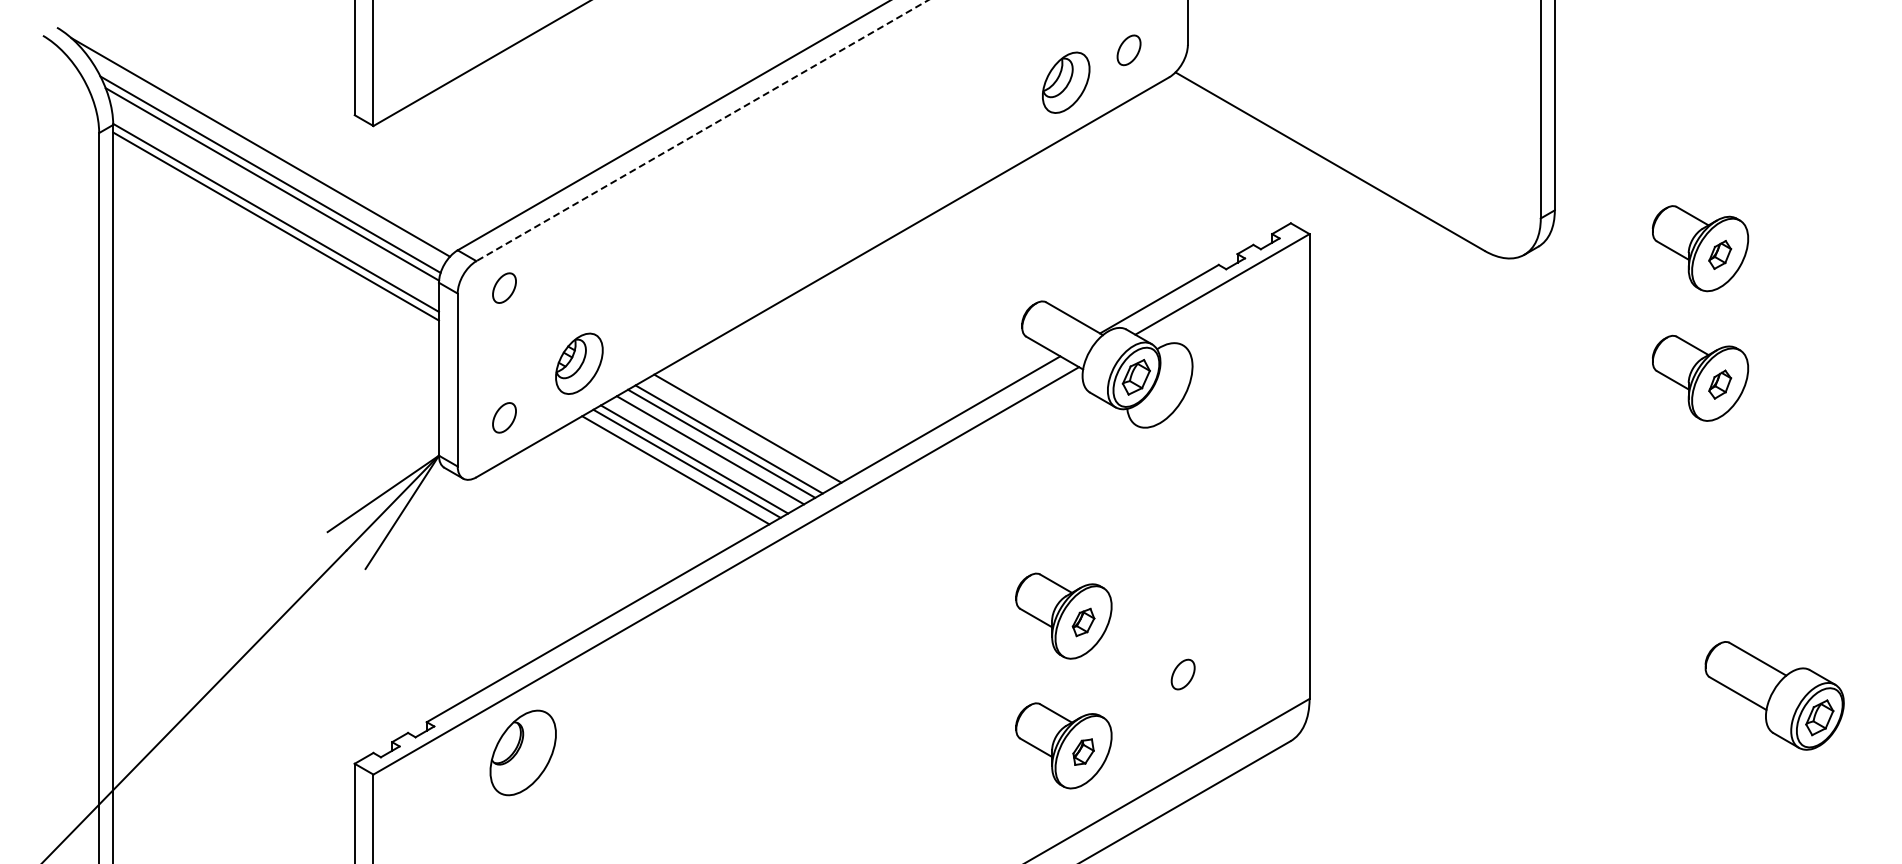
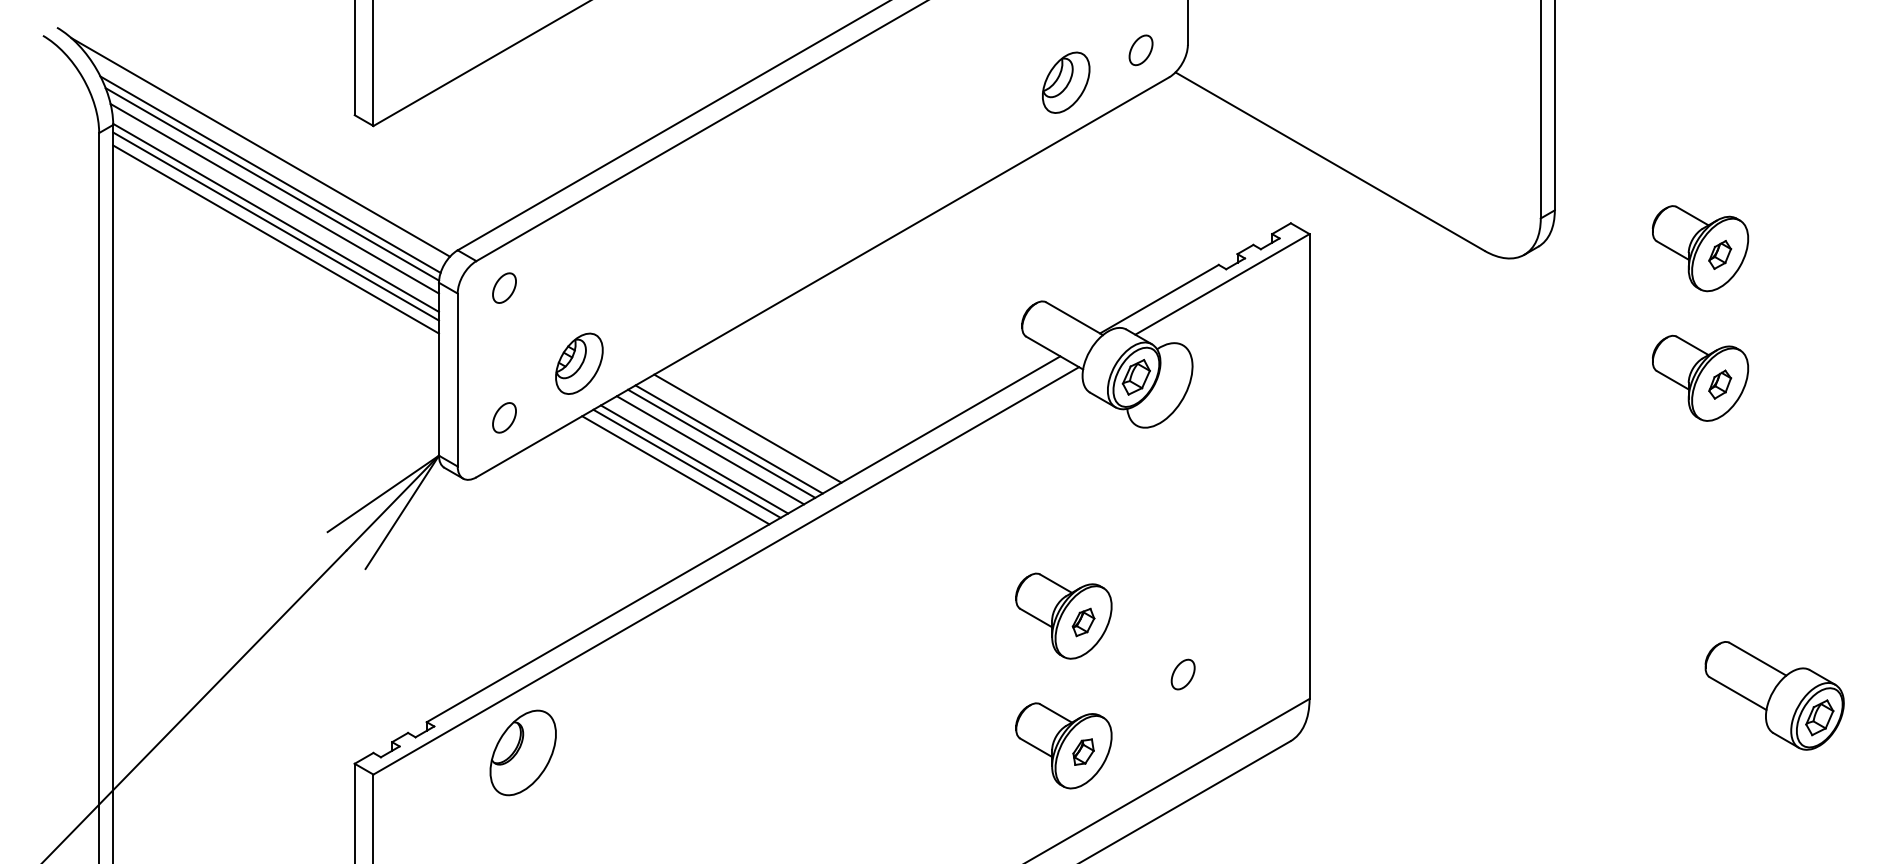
part position: (1128, 50) -> (1140, 50) (1140, 50)
line: dashed -> solid (702, 130)
line: none -> present (274, 198)
line: none -> present (275, 239)
